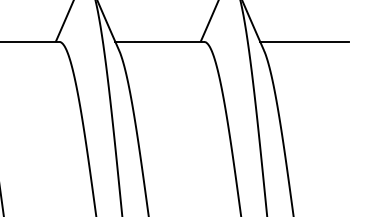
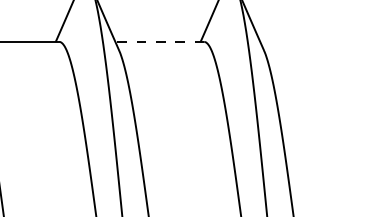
line: solid -> dashed (159, 41)
line: present -> none (304, 41)
